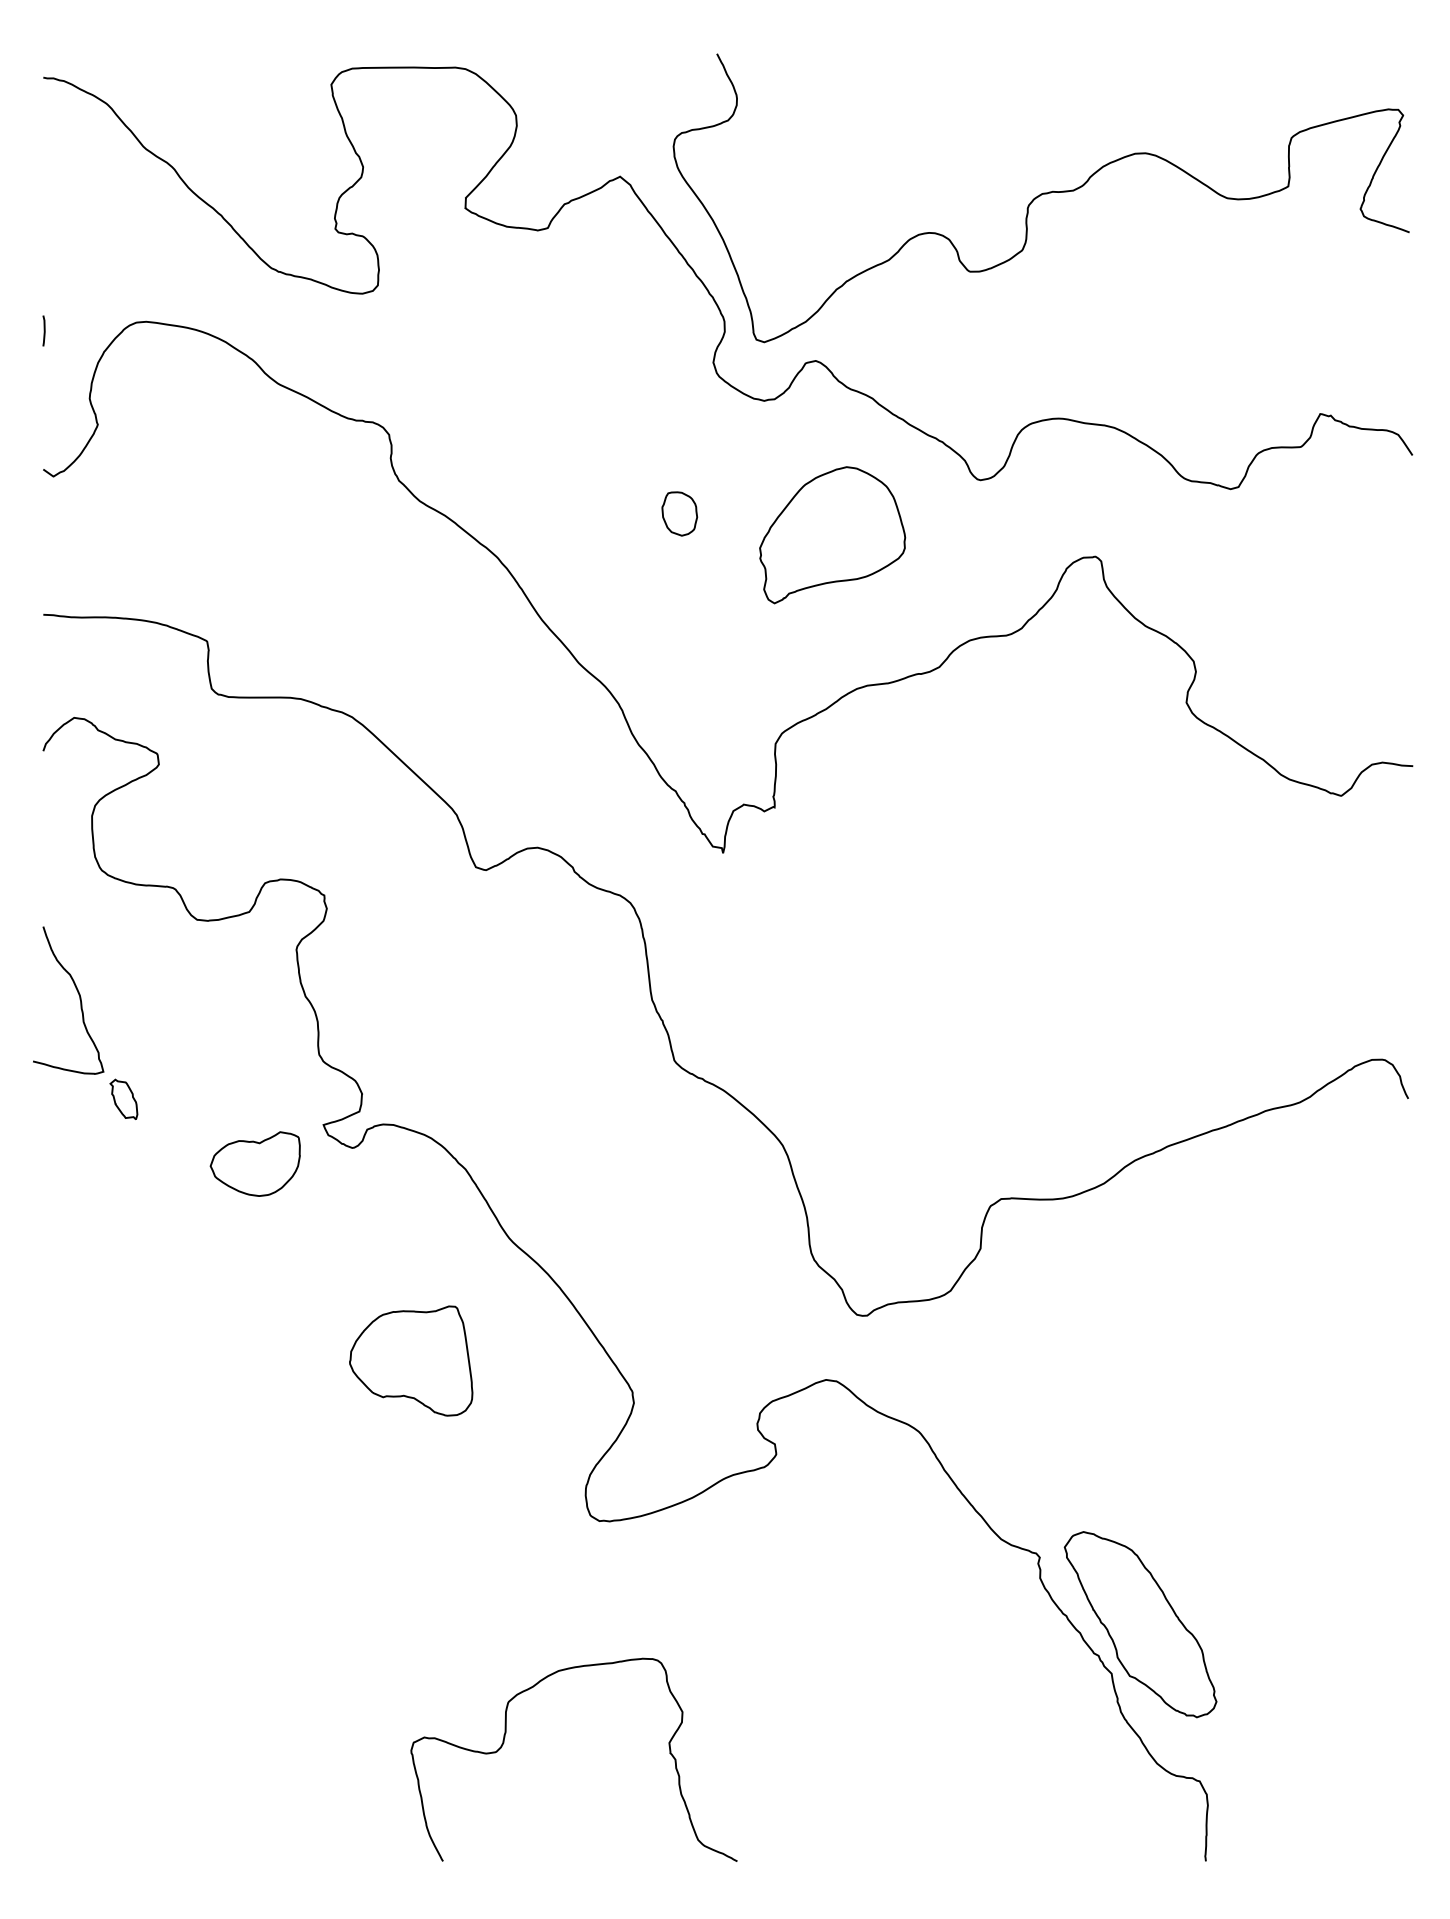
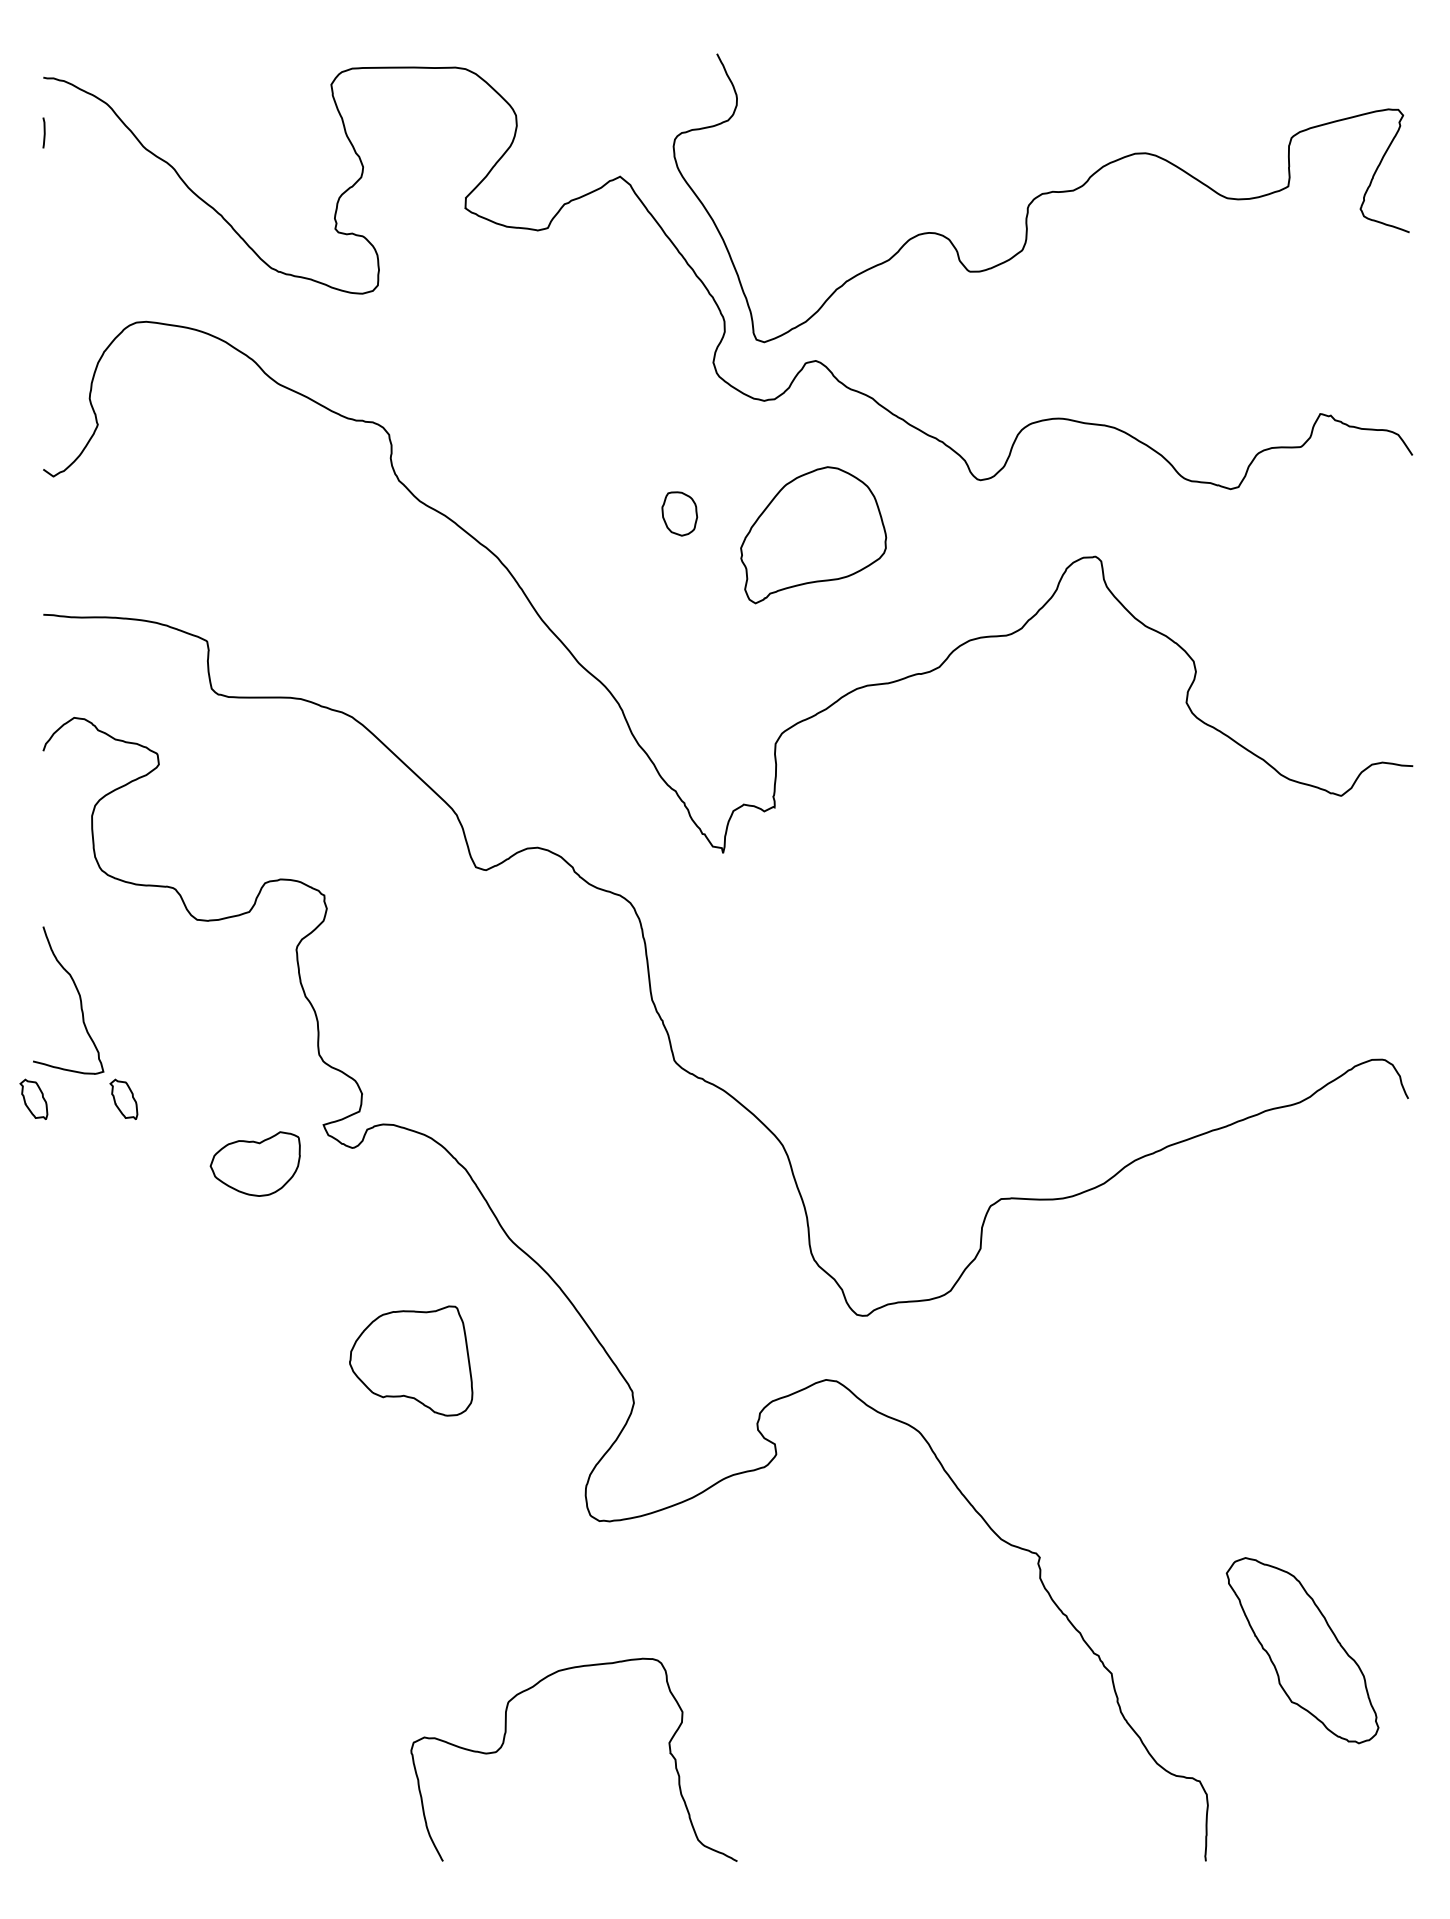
line position: (43, 330) -> (43, 132) (43, 132)
part position: (832, 535) -> (813, 535) (813, 535)
part: none -> present (33, 1098)
part position: (1140, 1624) -> (1302, 1650) (1302, 1650)
